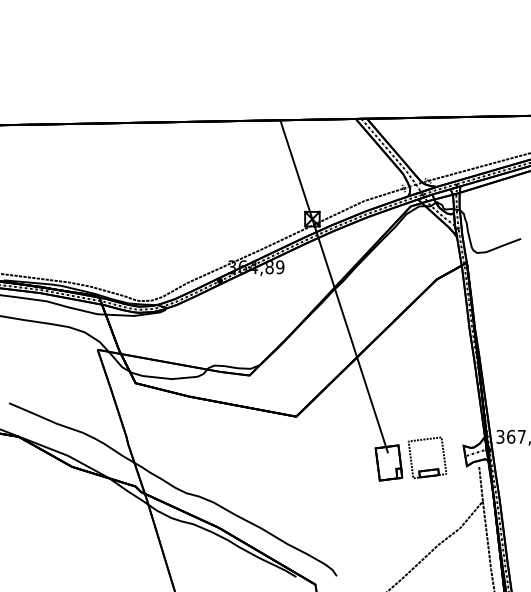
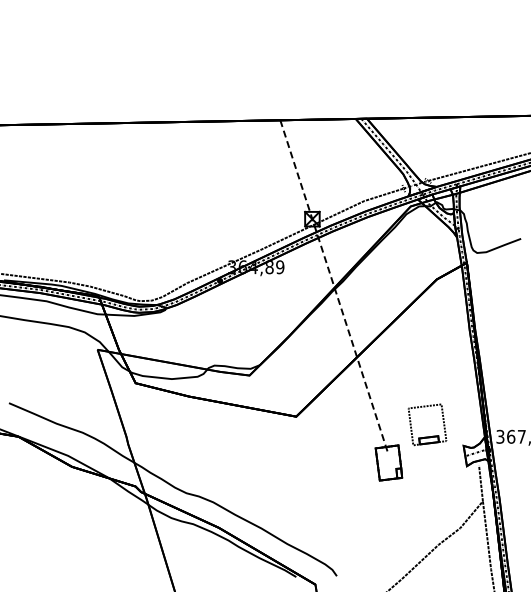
line: solid -> dashed (334, 286)
part position: (427, 469) -> (427, 436) (427, 436)
